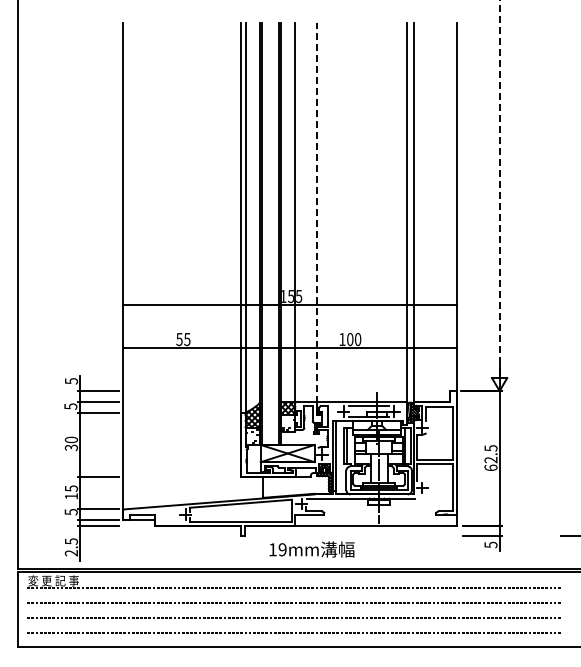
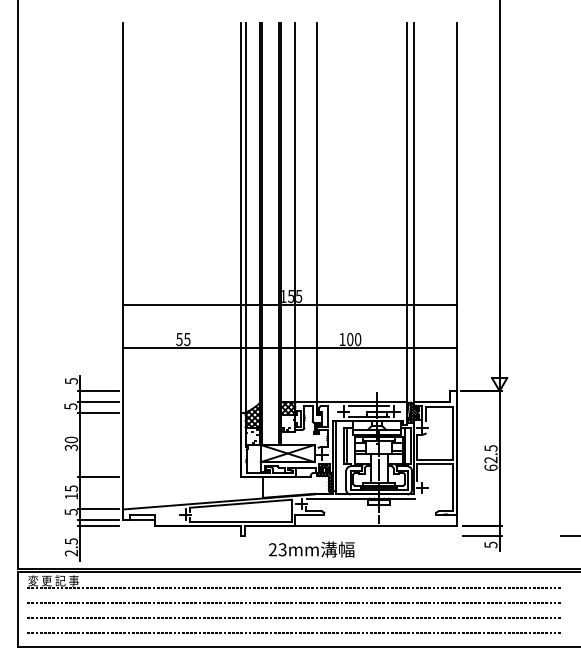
line: dashed -> solid (499, 188)
line: dashed -> solid (316, 212)
text: 19mm -> 23mm (277, 549)
